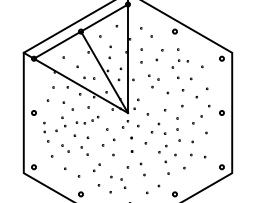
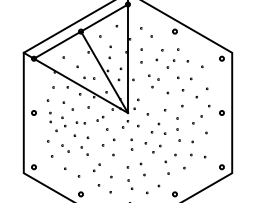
part position: (175, 63) -> (170, 63) (170, 63)
part position: (95, 118) -> (100, 118) (100, 118)
part position: (44, 127) -> (50, 117) (50, 117)
part size: 4x17 px -> 4x13 px (131, 144)
part position: (162, 148) -> (156, 148) (156, 148)
part position: (123, 183) -> (130, 184) (130, 184)
